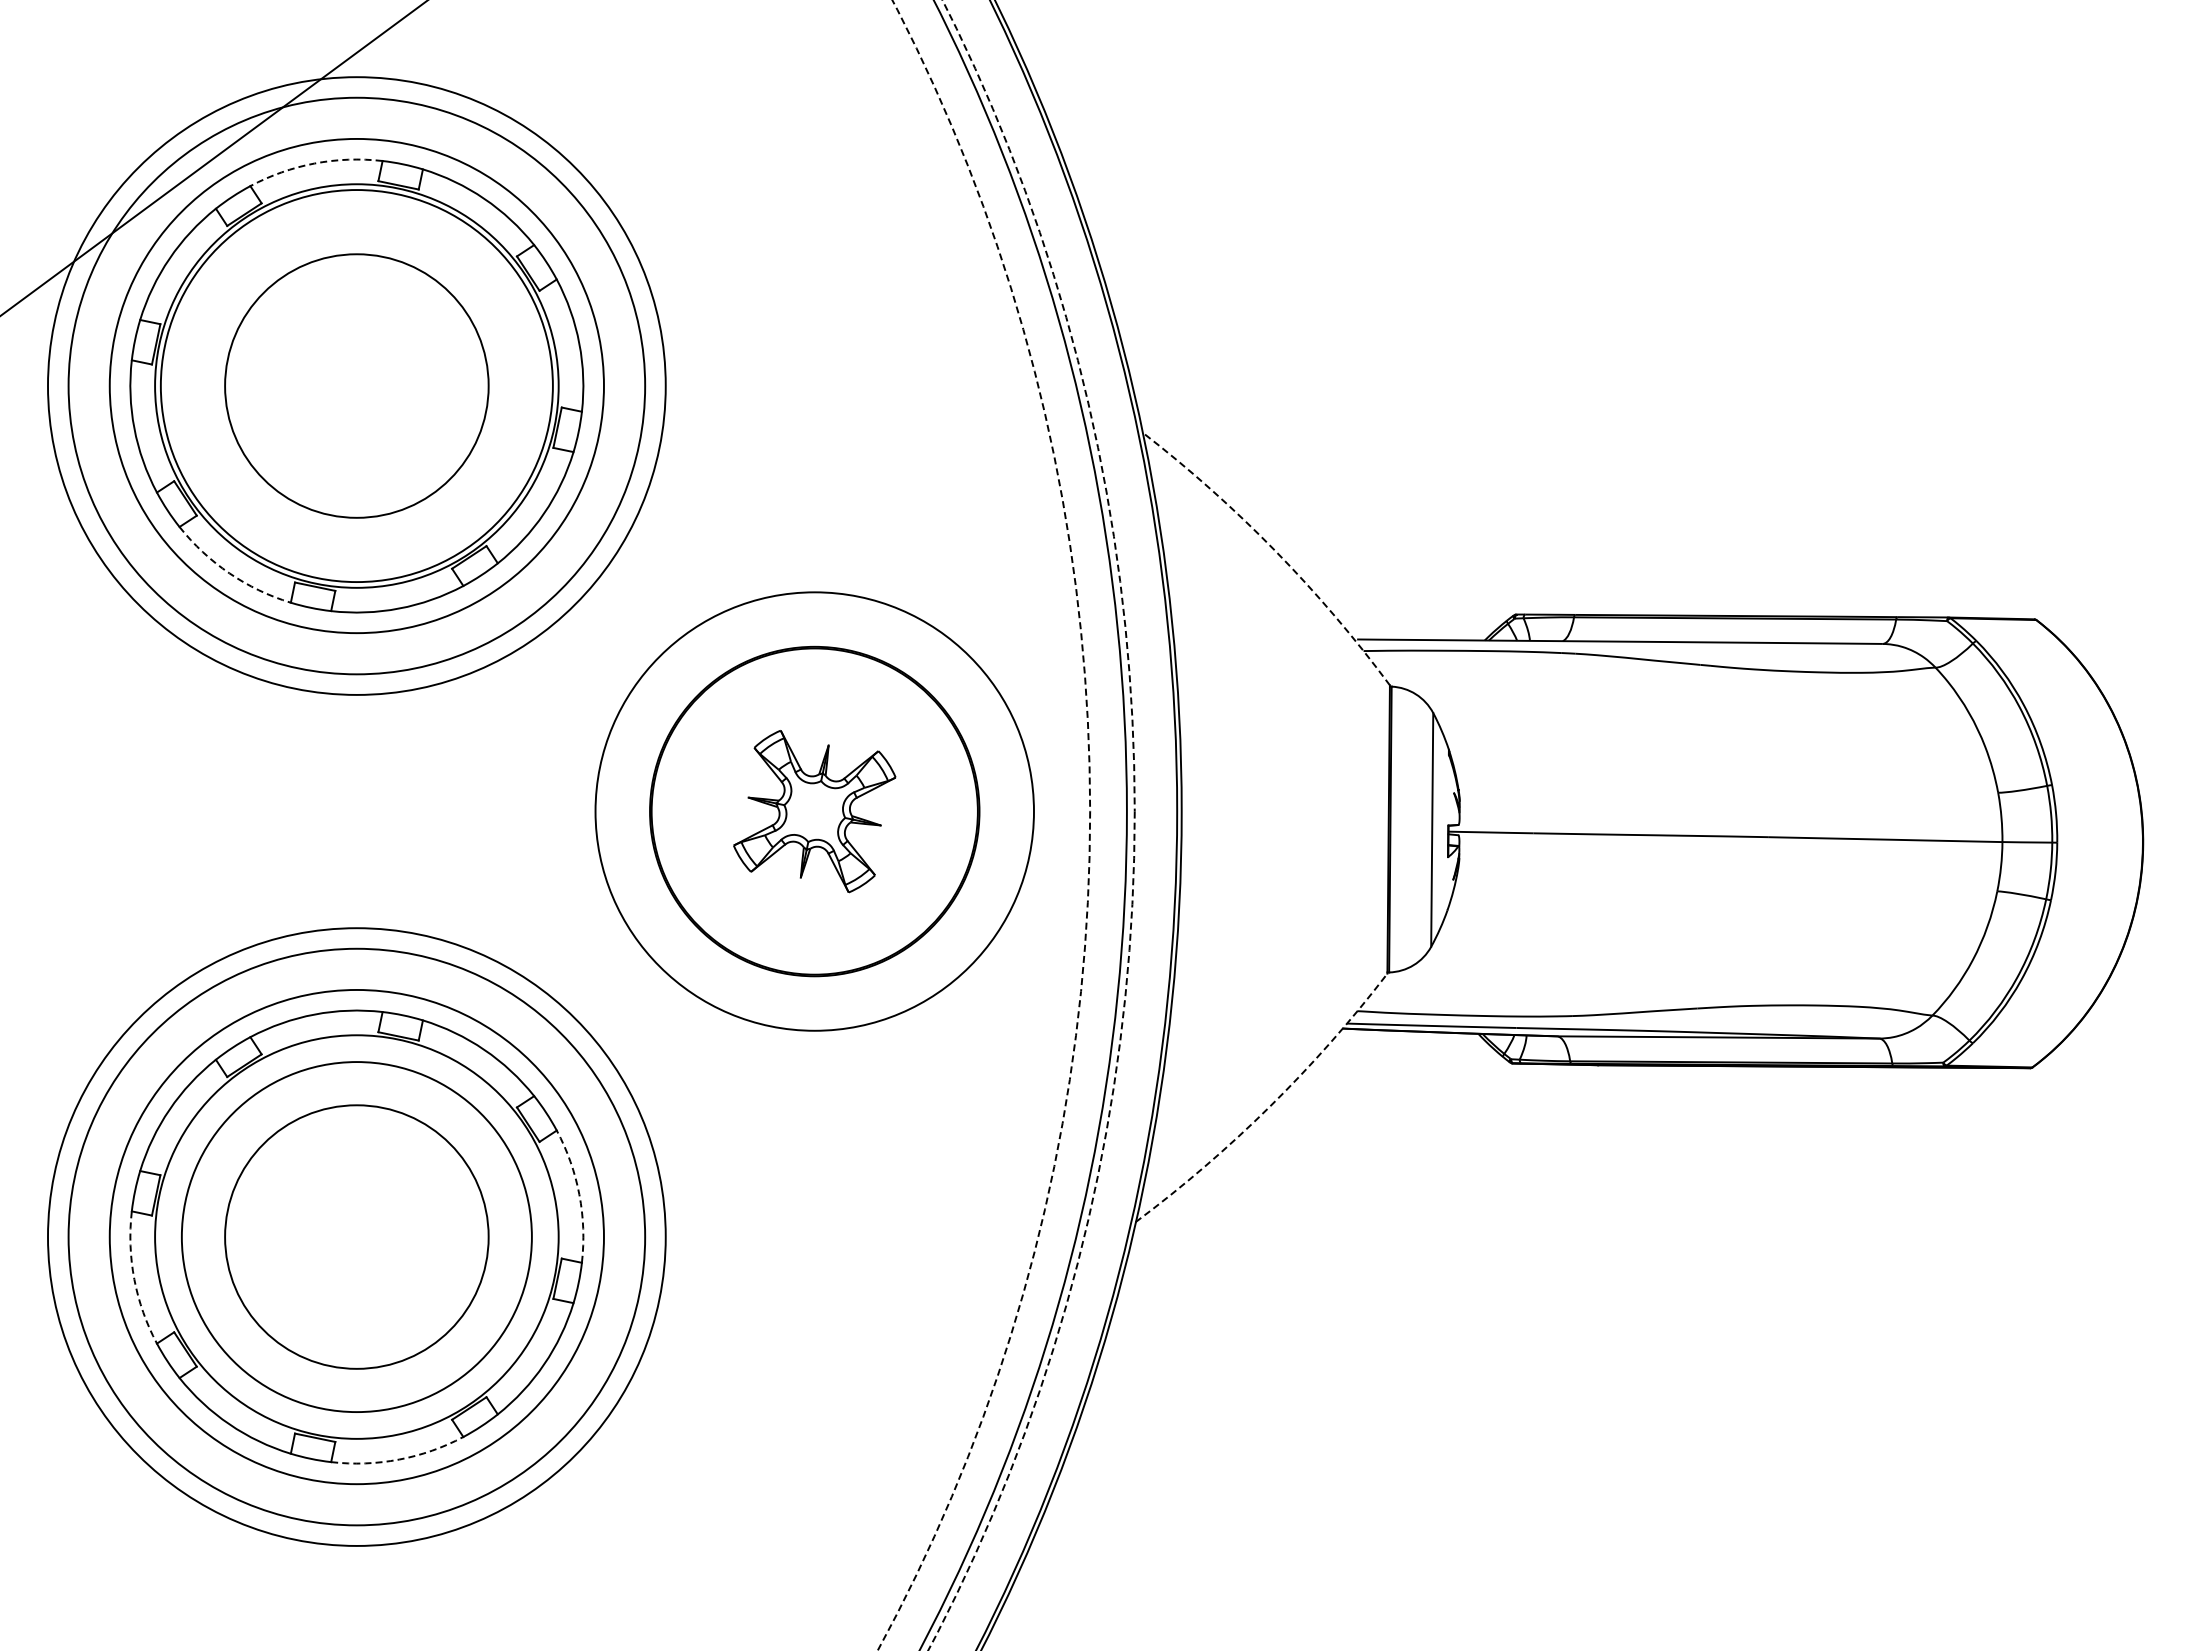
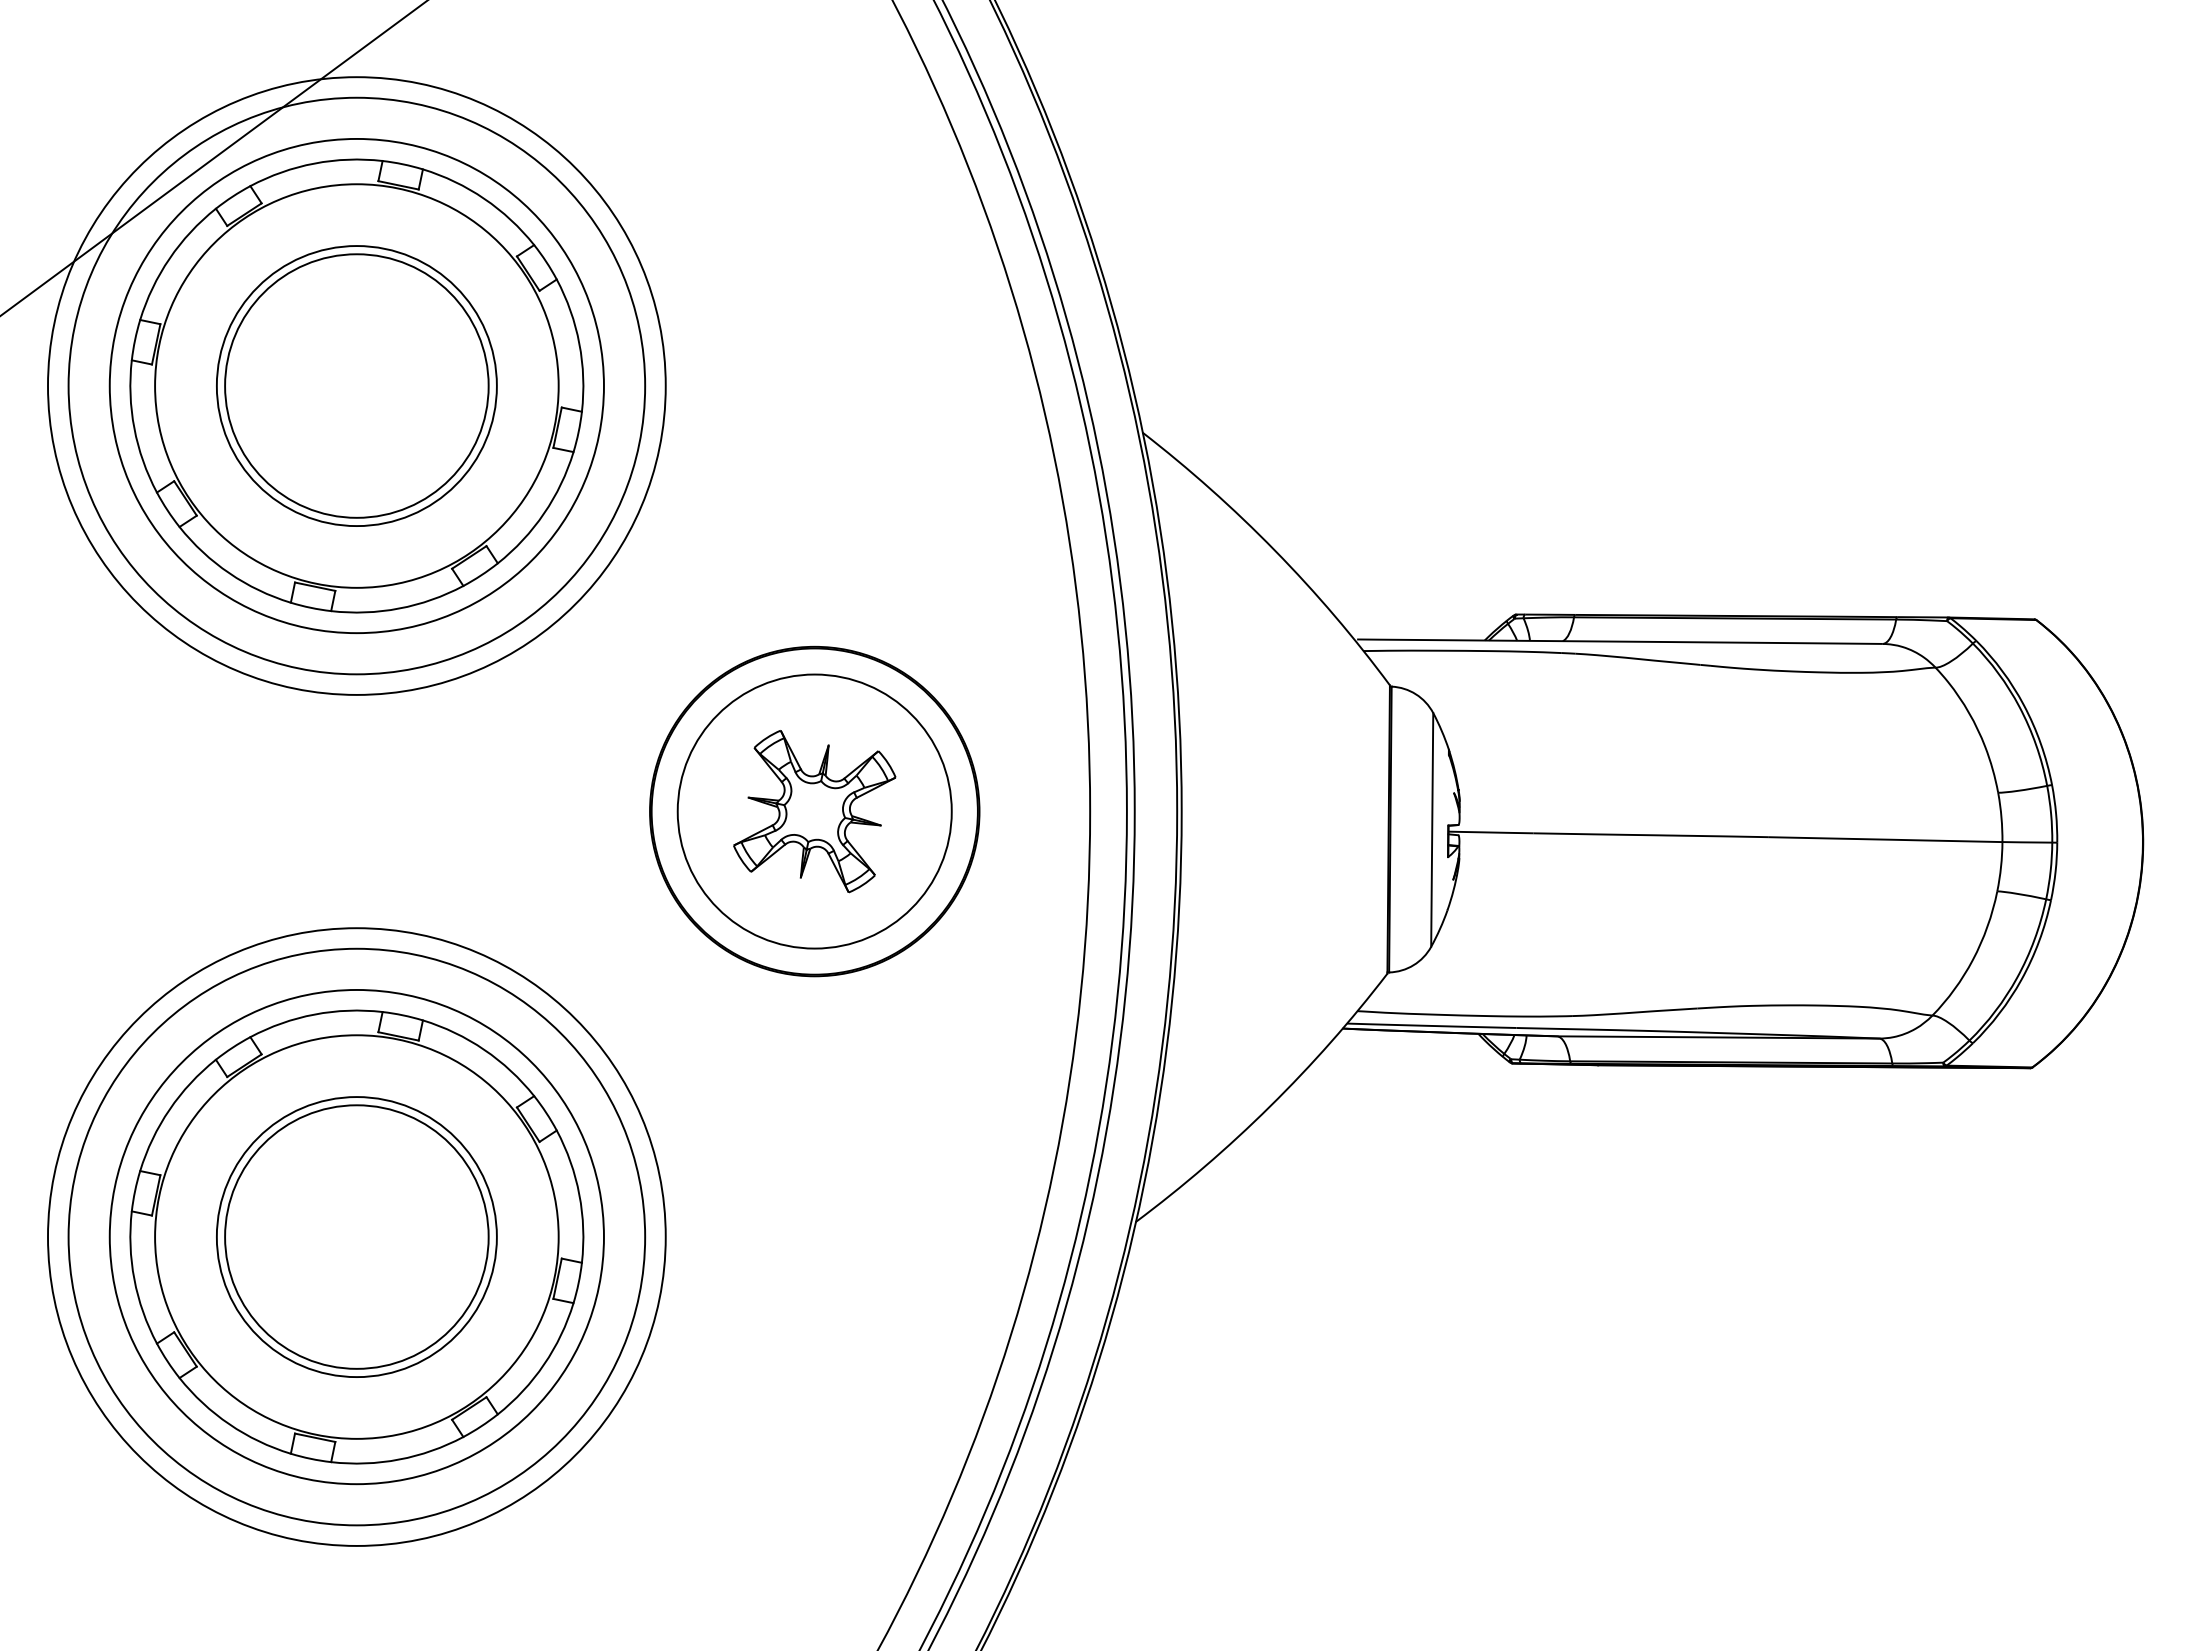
arc: dashed -> solid (314, 163)
circle diameter: 392 px -> 280 px (356, 386)
arc: dashed -> solid (1274, 550)
arc: dashed -> solid (229, 573)
circle diameter: 438 px -> 274 px (814, 811)
circle: dashed -> solid (983, 825)
circle: dashed -> solid (1031, 825)
arc: dashed -> solid (1270, 1106)
arc: dashed -> solid (579, 1194)
circle diameter: 350 px -> 280 px (356, 1237)
arc: dashed -> solid (134, 1279)
arc: dashed -> solid (399, 1459)
